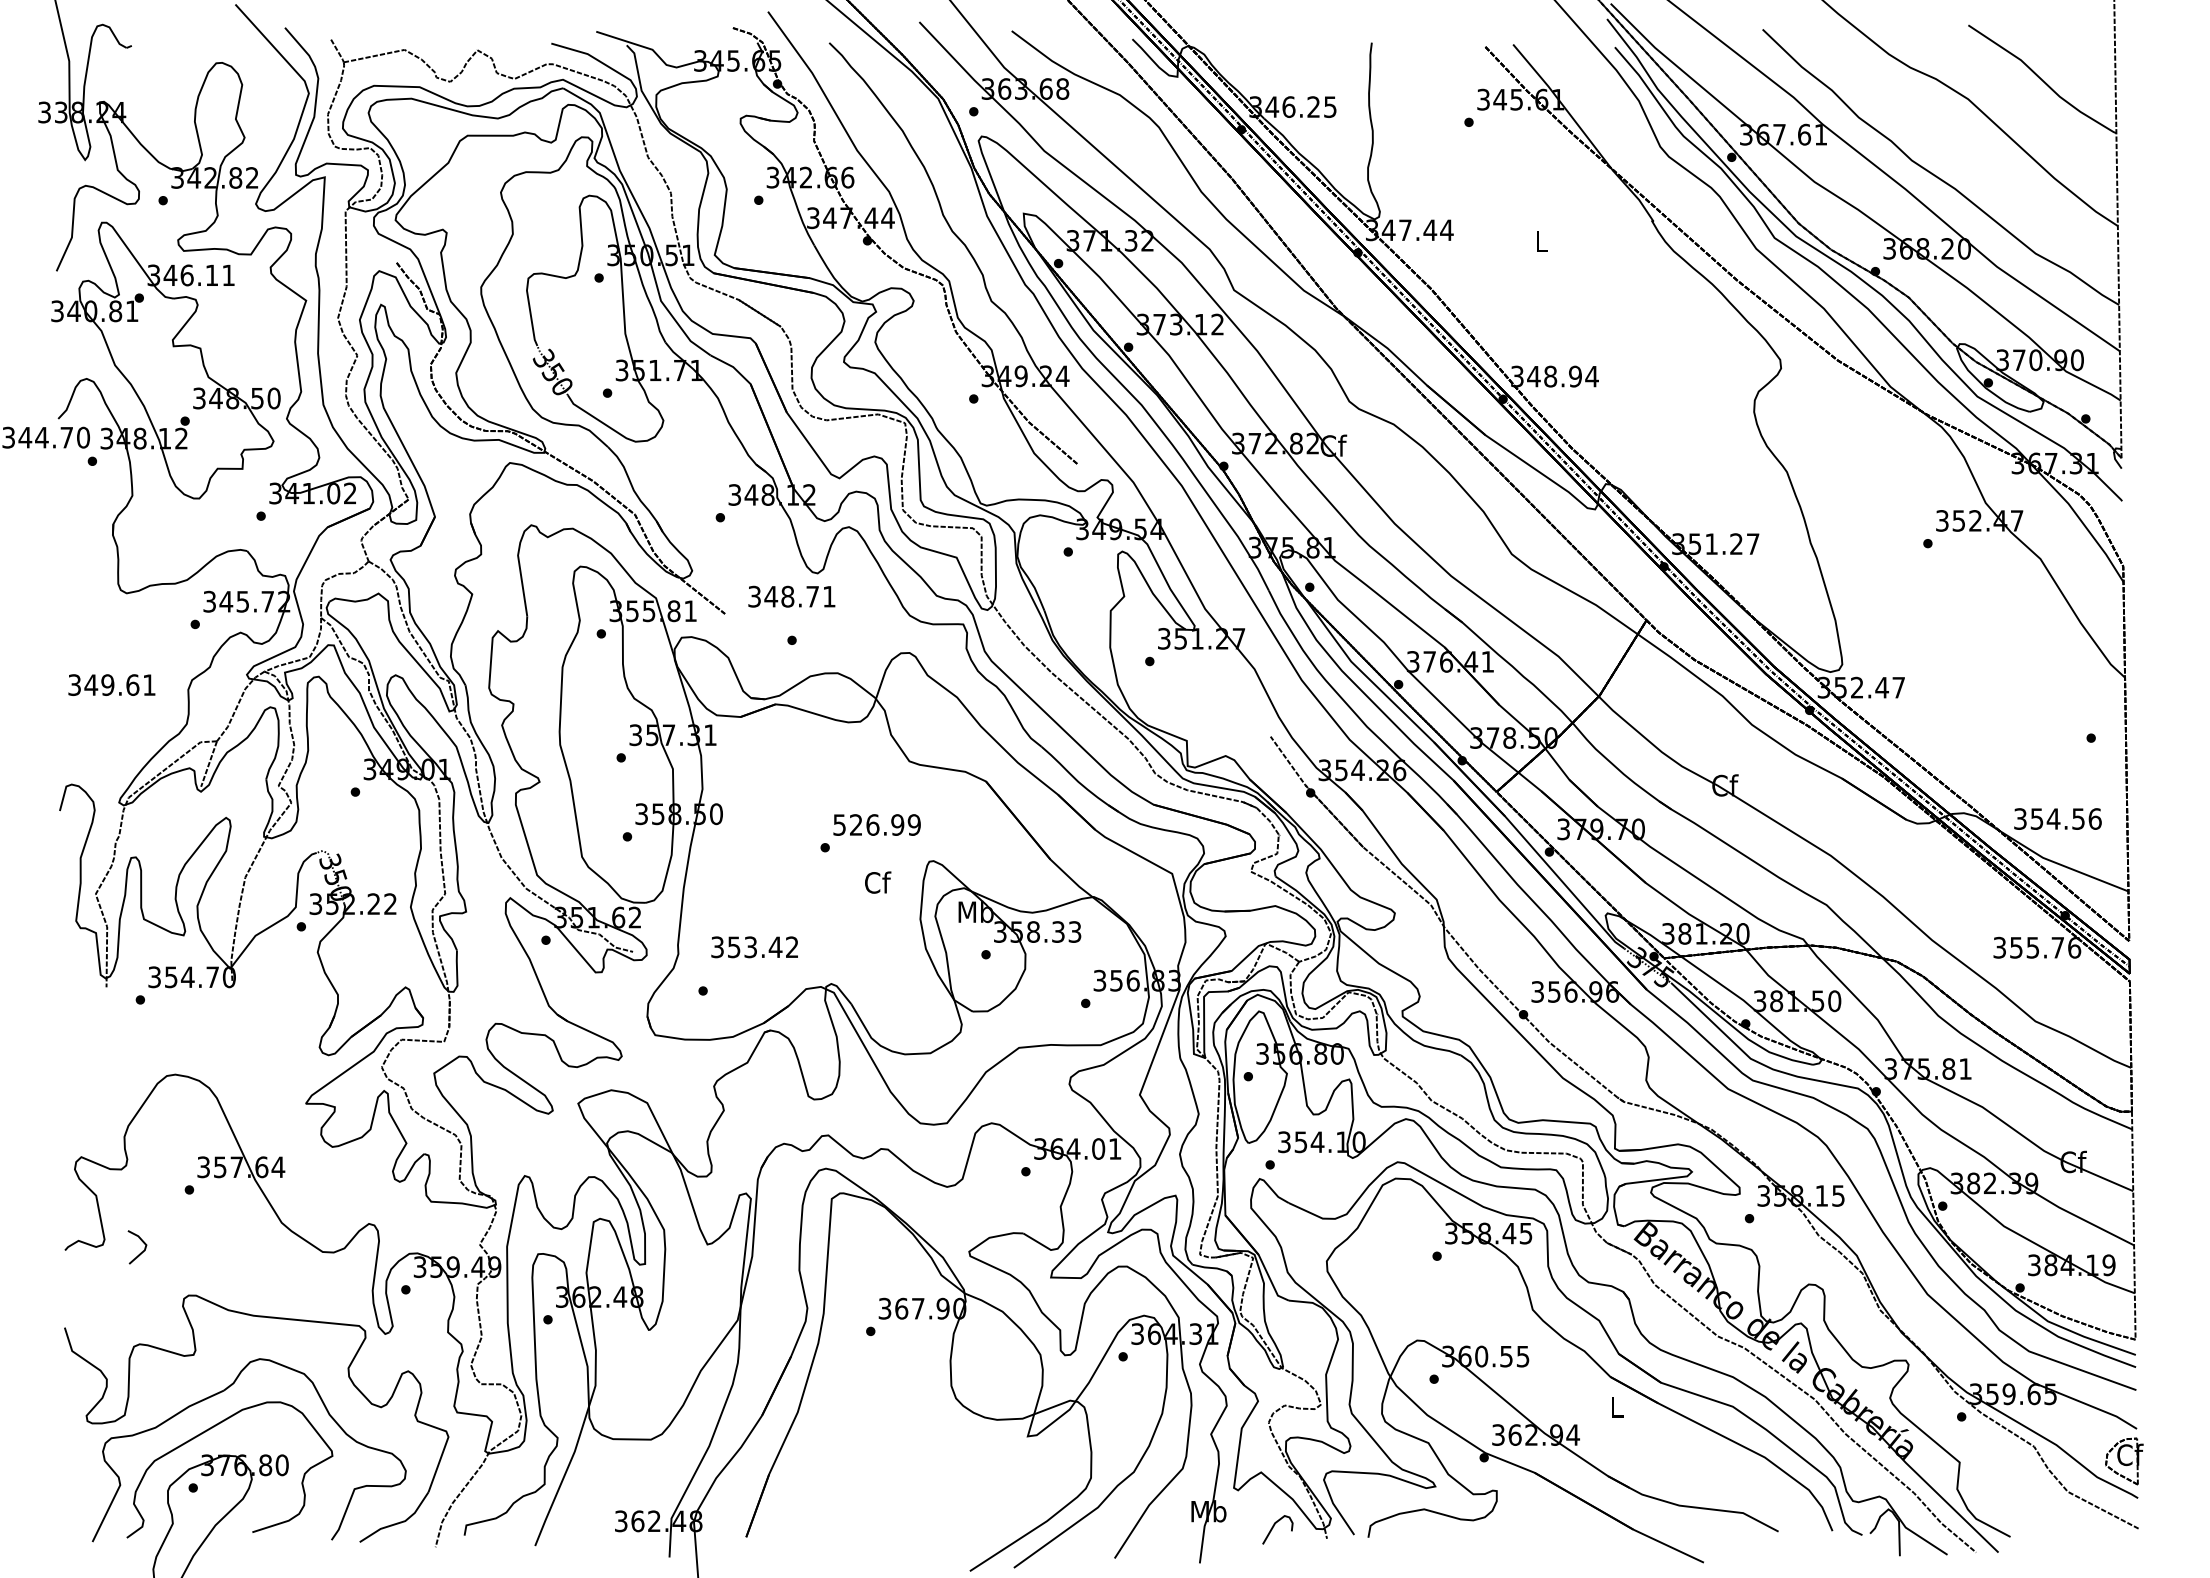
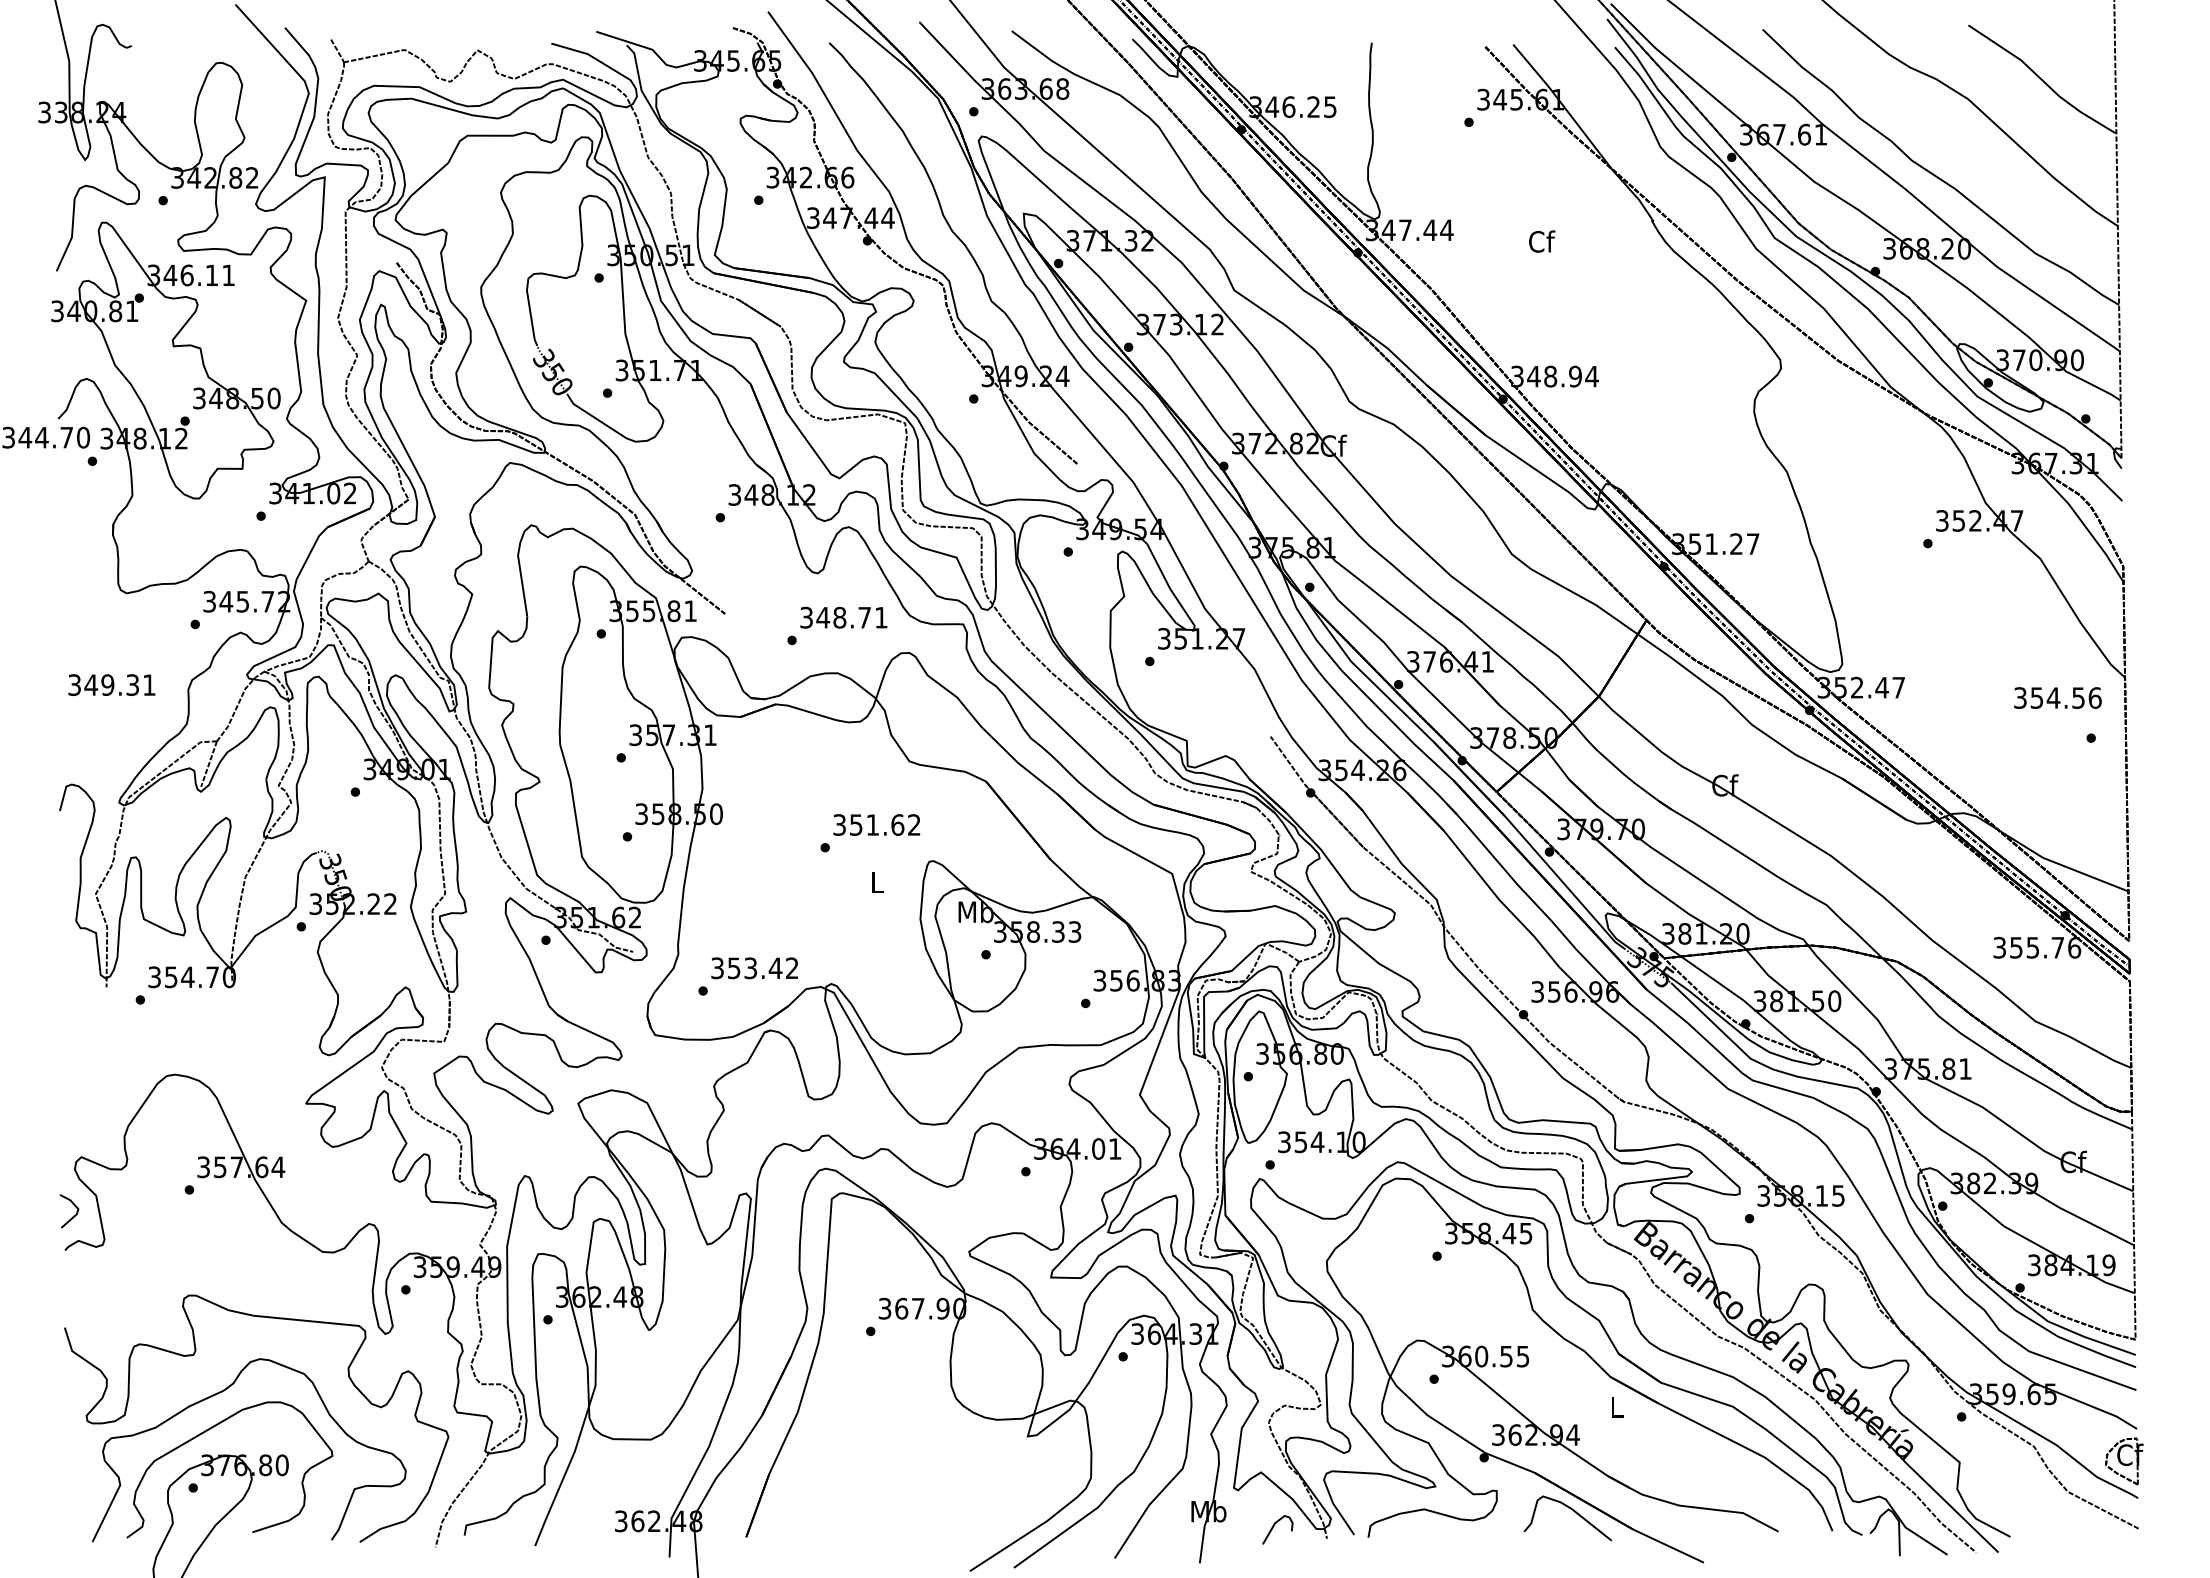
text: L -> Cf (1542, 241)
text position: (791, 596) -> (843, 617) (843, 617)
text: 349.61 -> 349.31 (132, 685)
text position: (2057, 818) -> (2057, 697) (2057, 697)
text: 526.99 -> 351.62 (877, 824)
text: Cf -> L (878, 882)
text position: (754, 947) -> (754, 968) (754, 968)
line position: (141, 1251) -> (73, 1215) (73, 1215)
curve: none -> present (1573, 1511)
